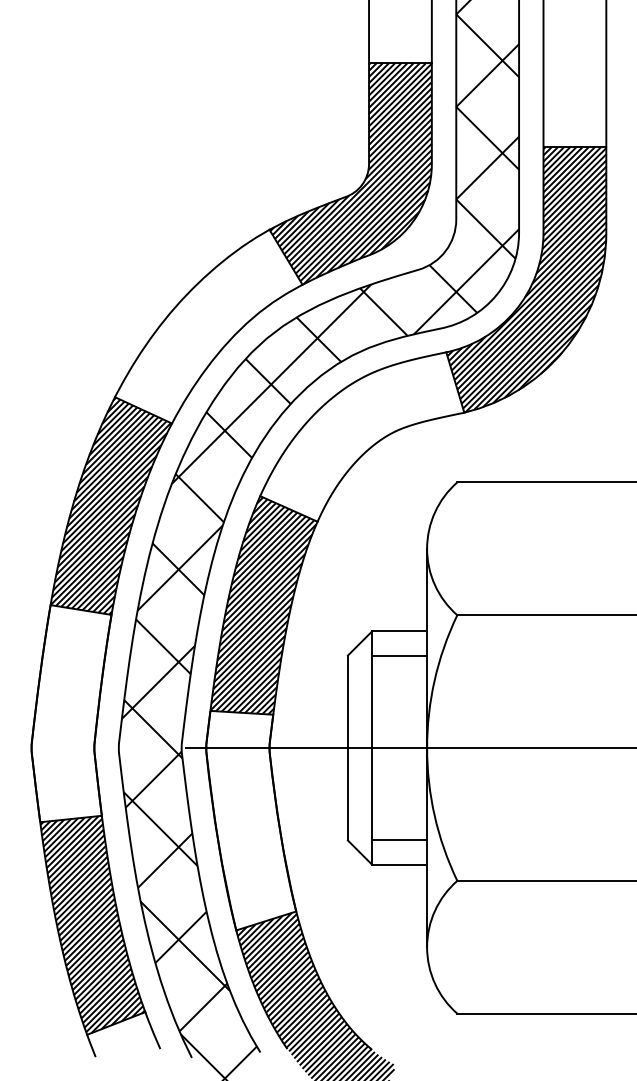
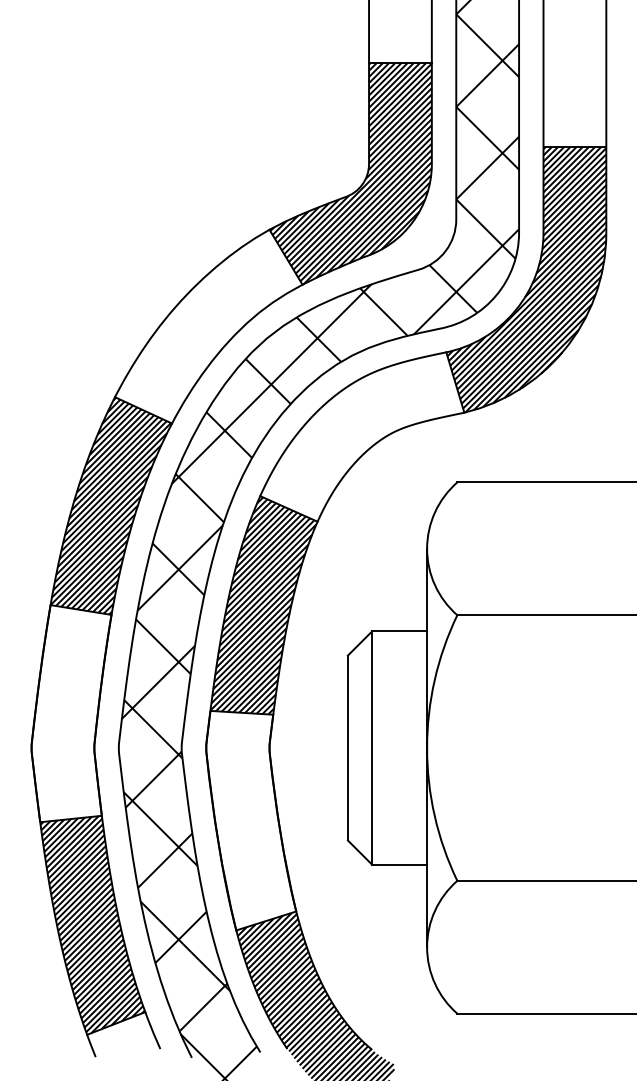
line: present -> none (399, 655)
line: present -> none (408, 748)
line: present -> none (399, 840)
